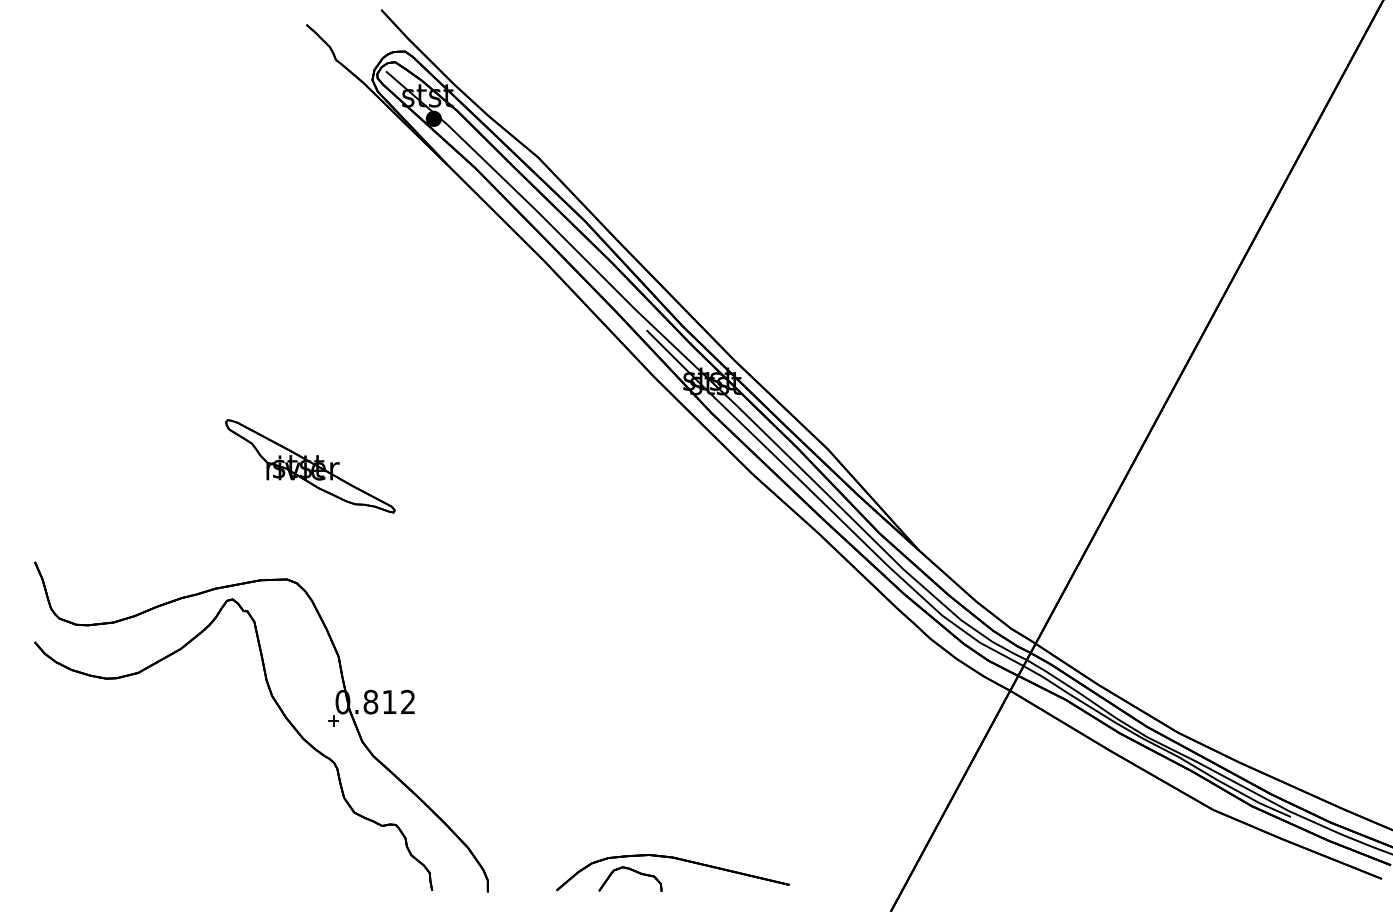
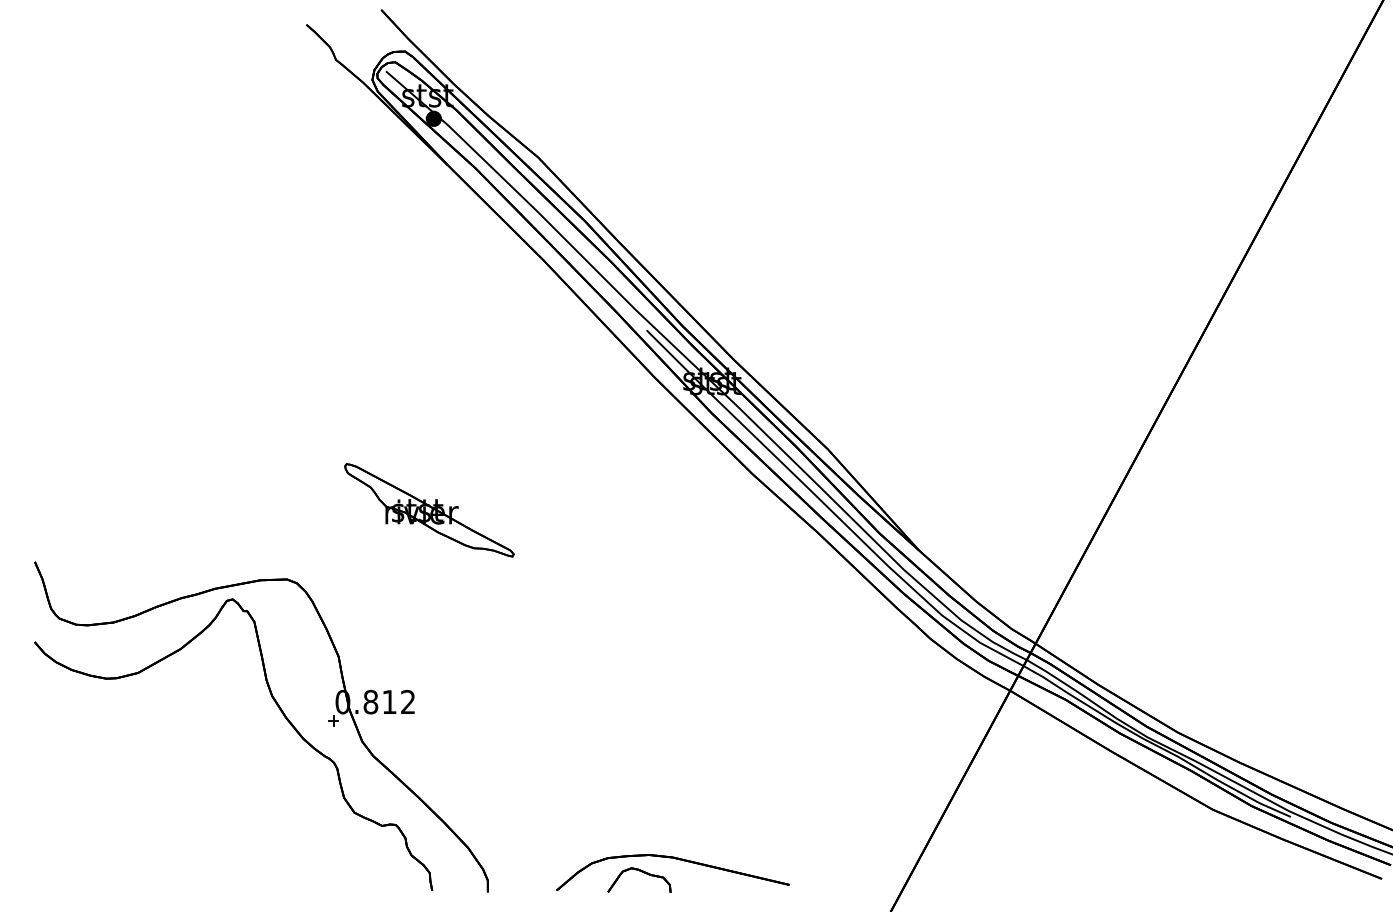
part position: (310, 466) -> (429, 510) (429, 510)
part position: (632, 871) -> (641, 872) (641, 872)
